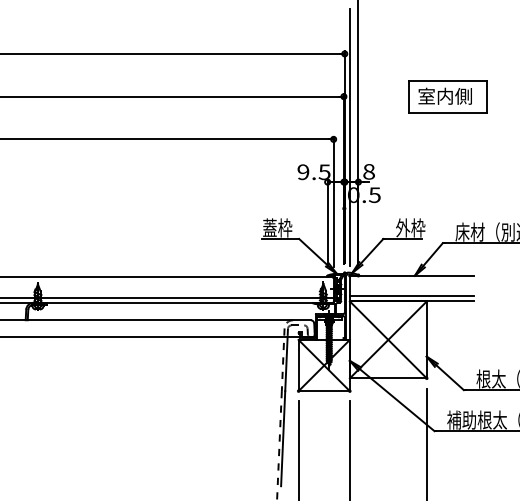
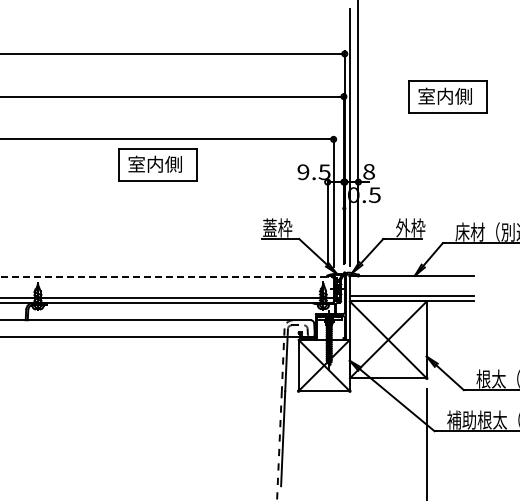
part: none -> present (157, 164)
line: solid -> dashed (167, 277)
line: present -> none (298, 449)
line: present -> none (349, 449)
